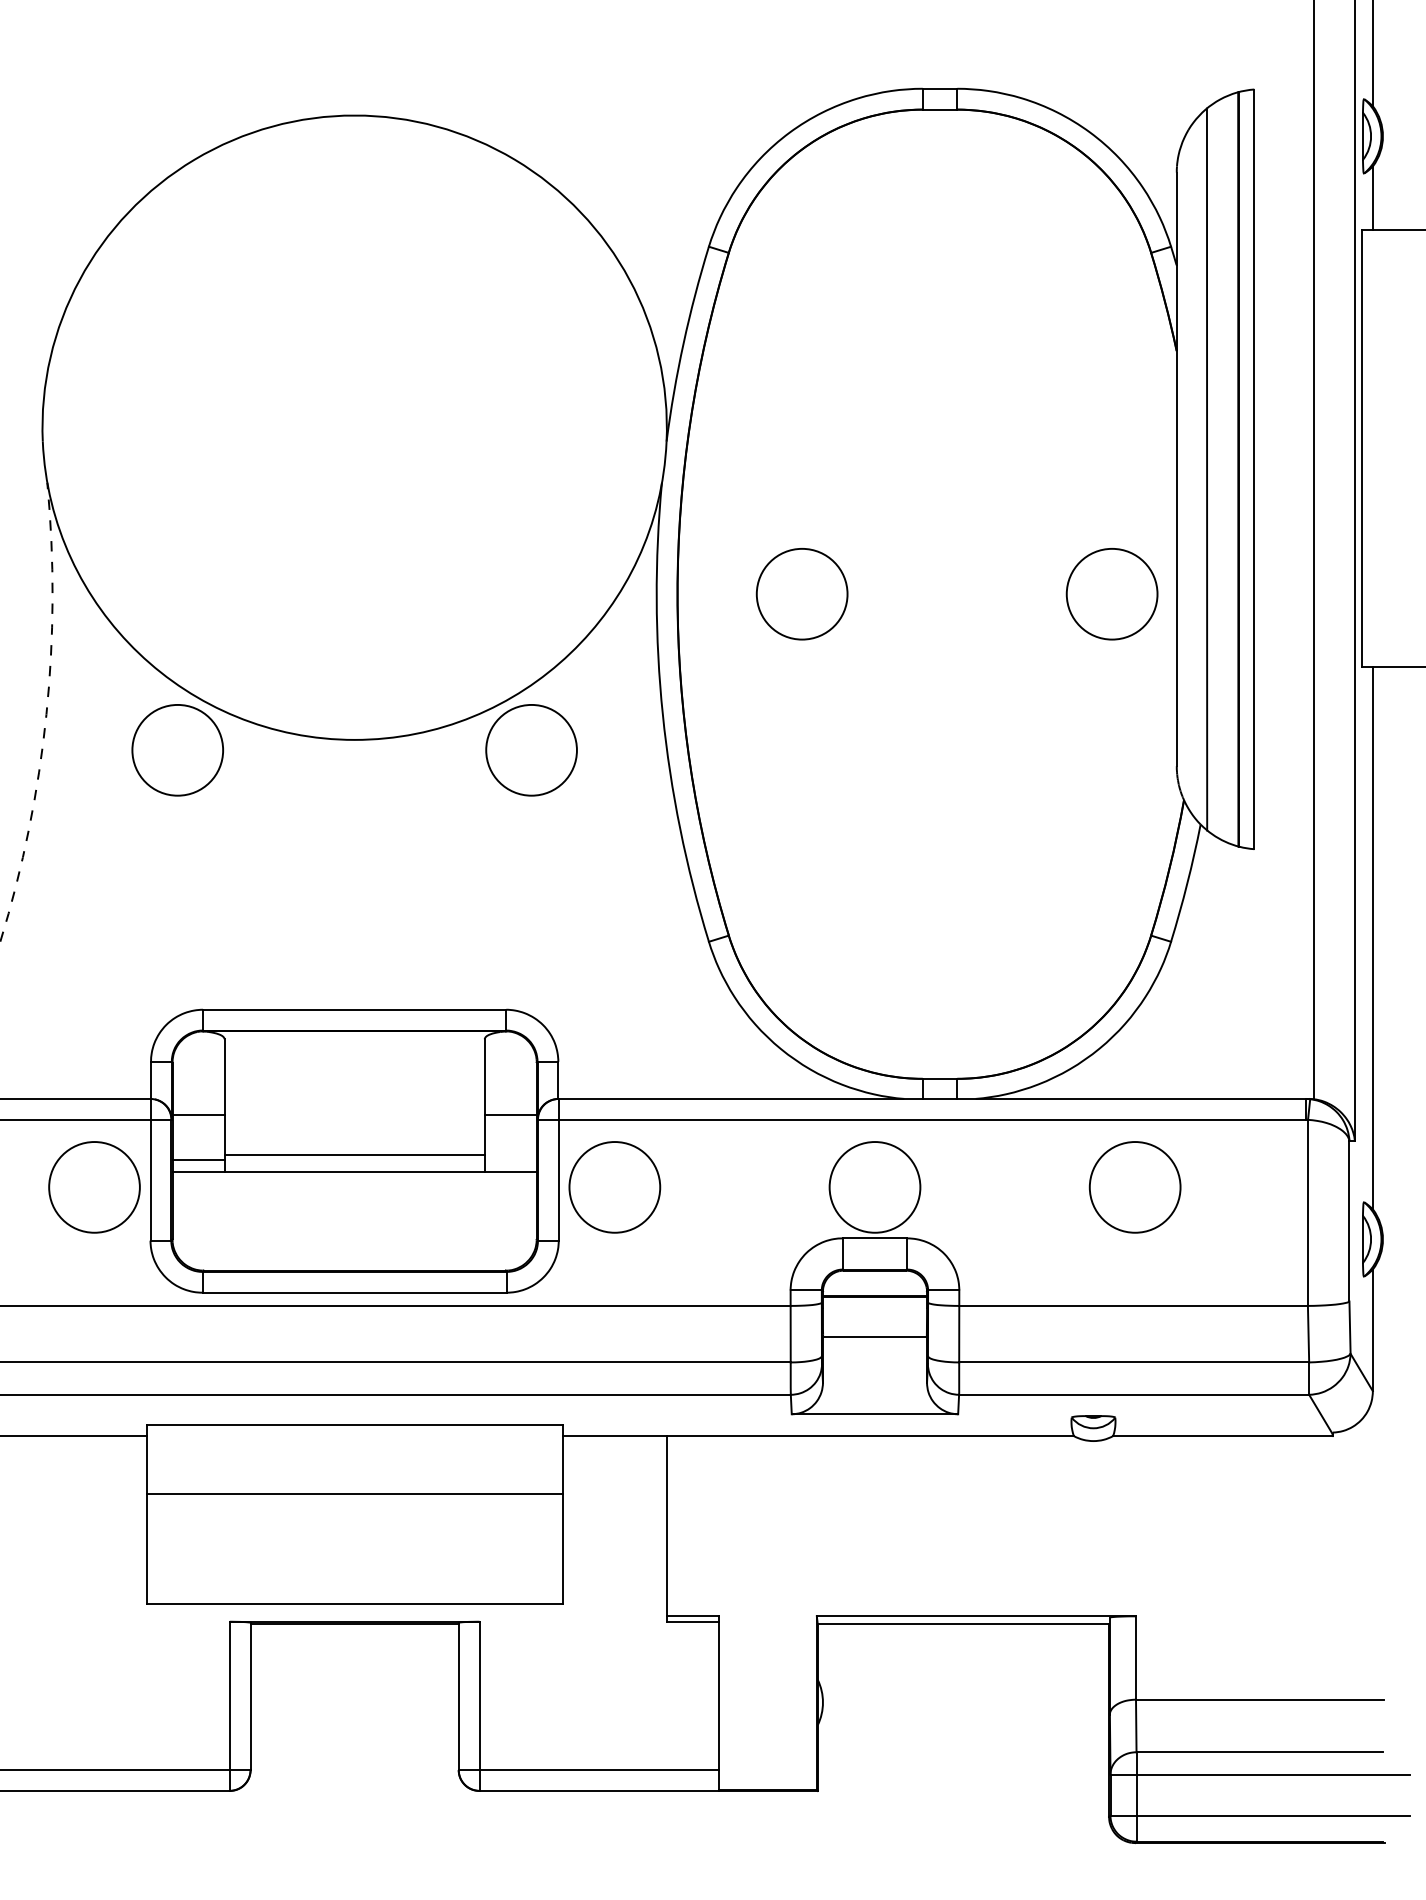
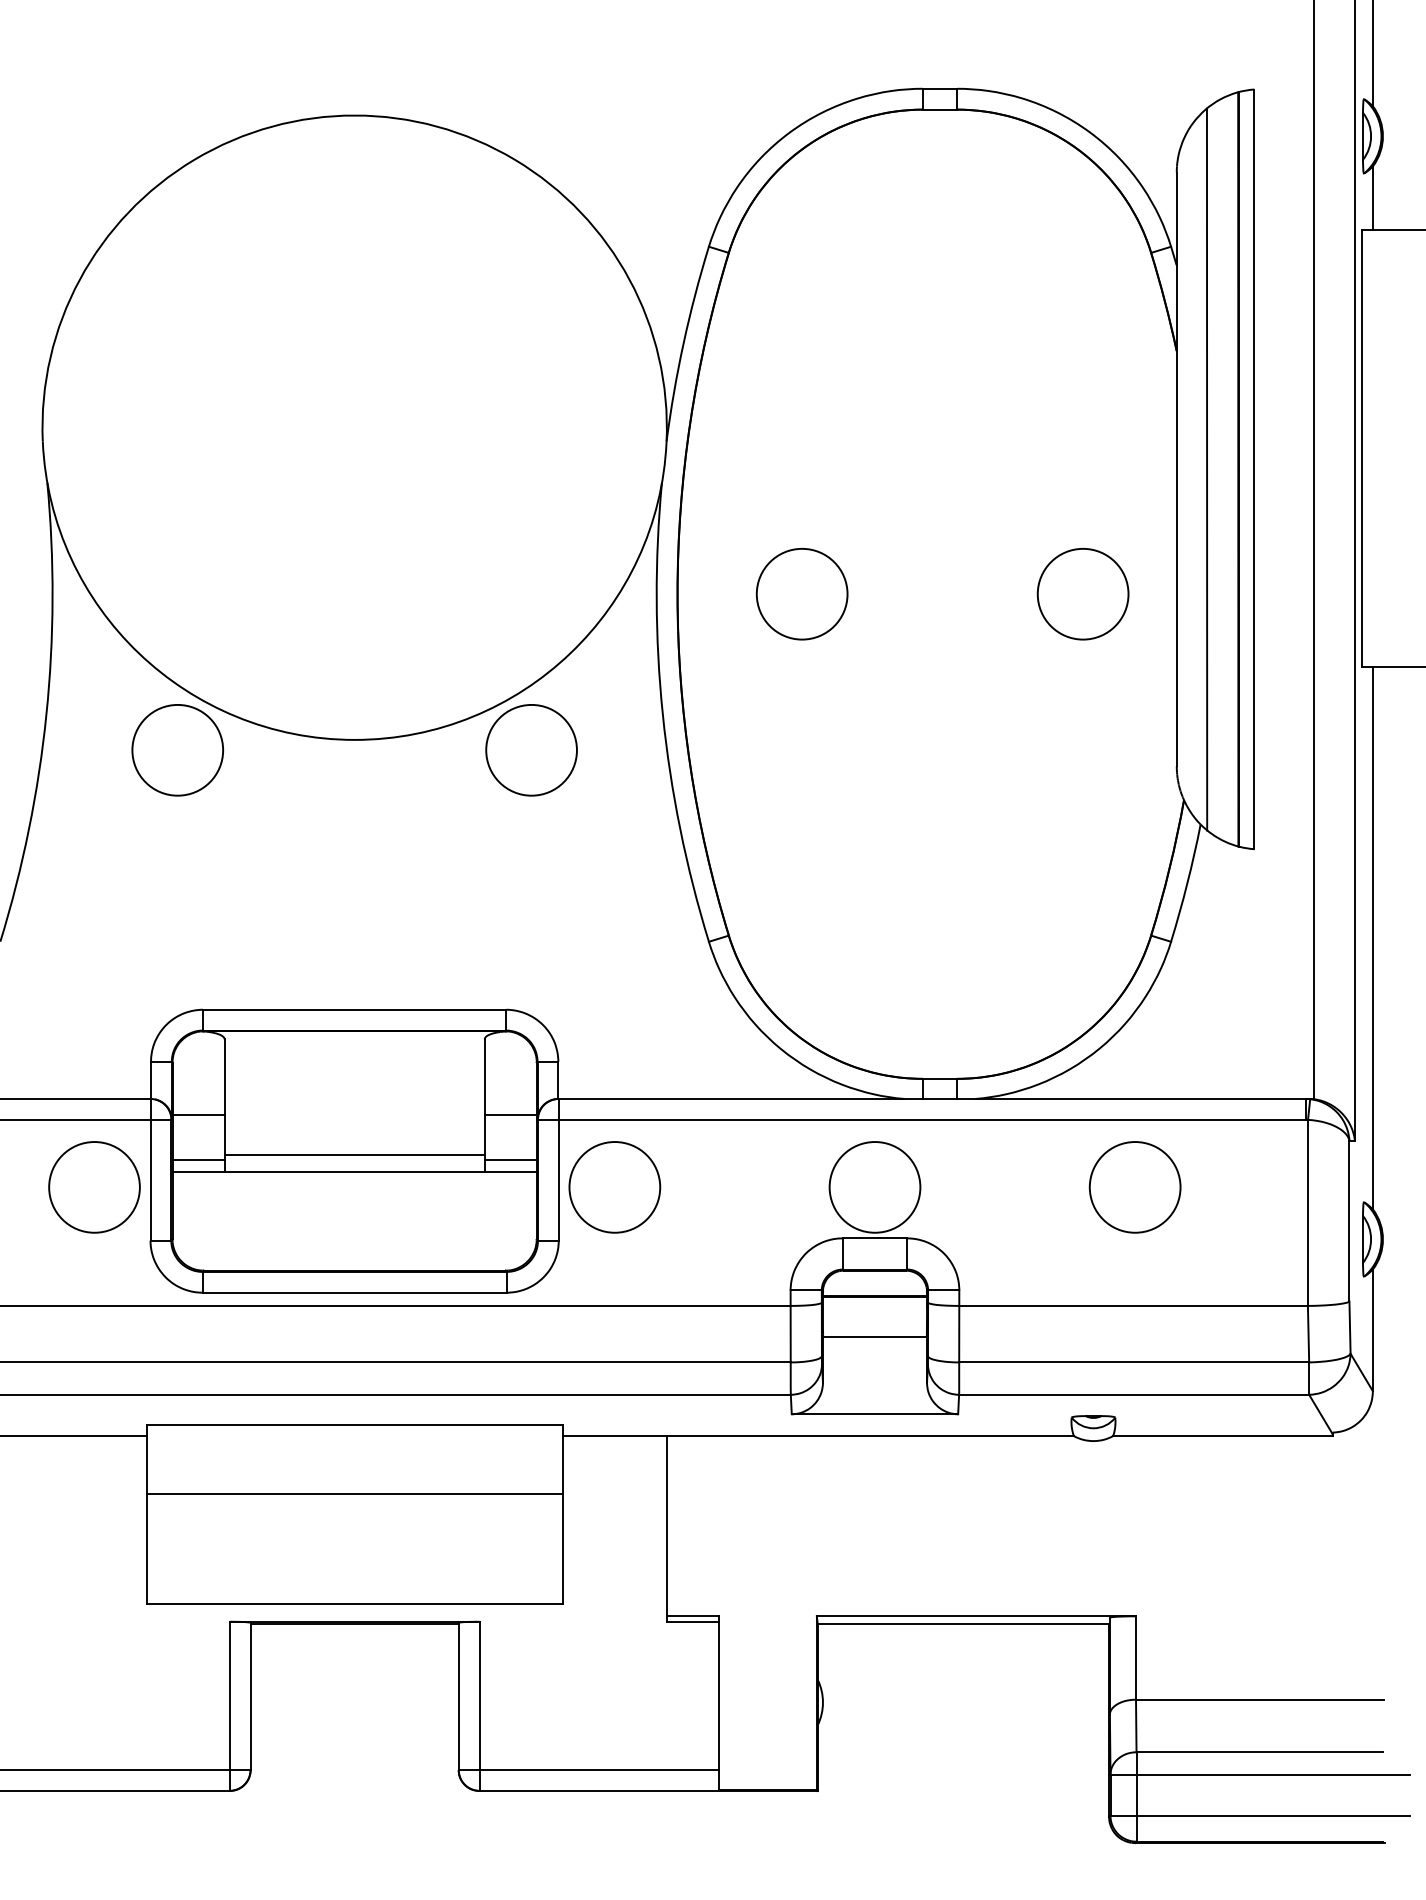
circle position: (1111, 594) -> (1082, 594) (1082, 594)
arc: dashed -> solid (46, 714)
line: none -> present (510, 1159)
